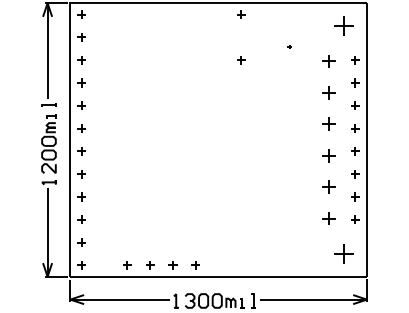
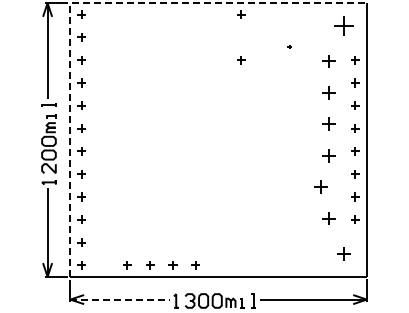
line: solid -> dashed (81, 3)
part position: (328, 186) -> (320, 186) (320, 186)
part size: 20x20 px -> 14x14 px (343, 253)
line: solid -> dashed (120, 299)
